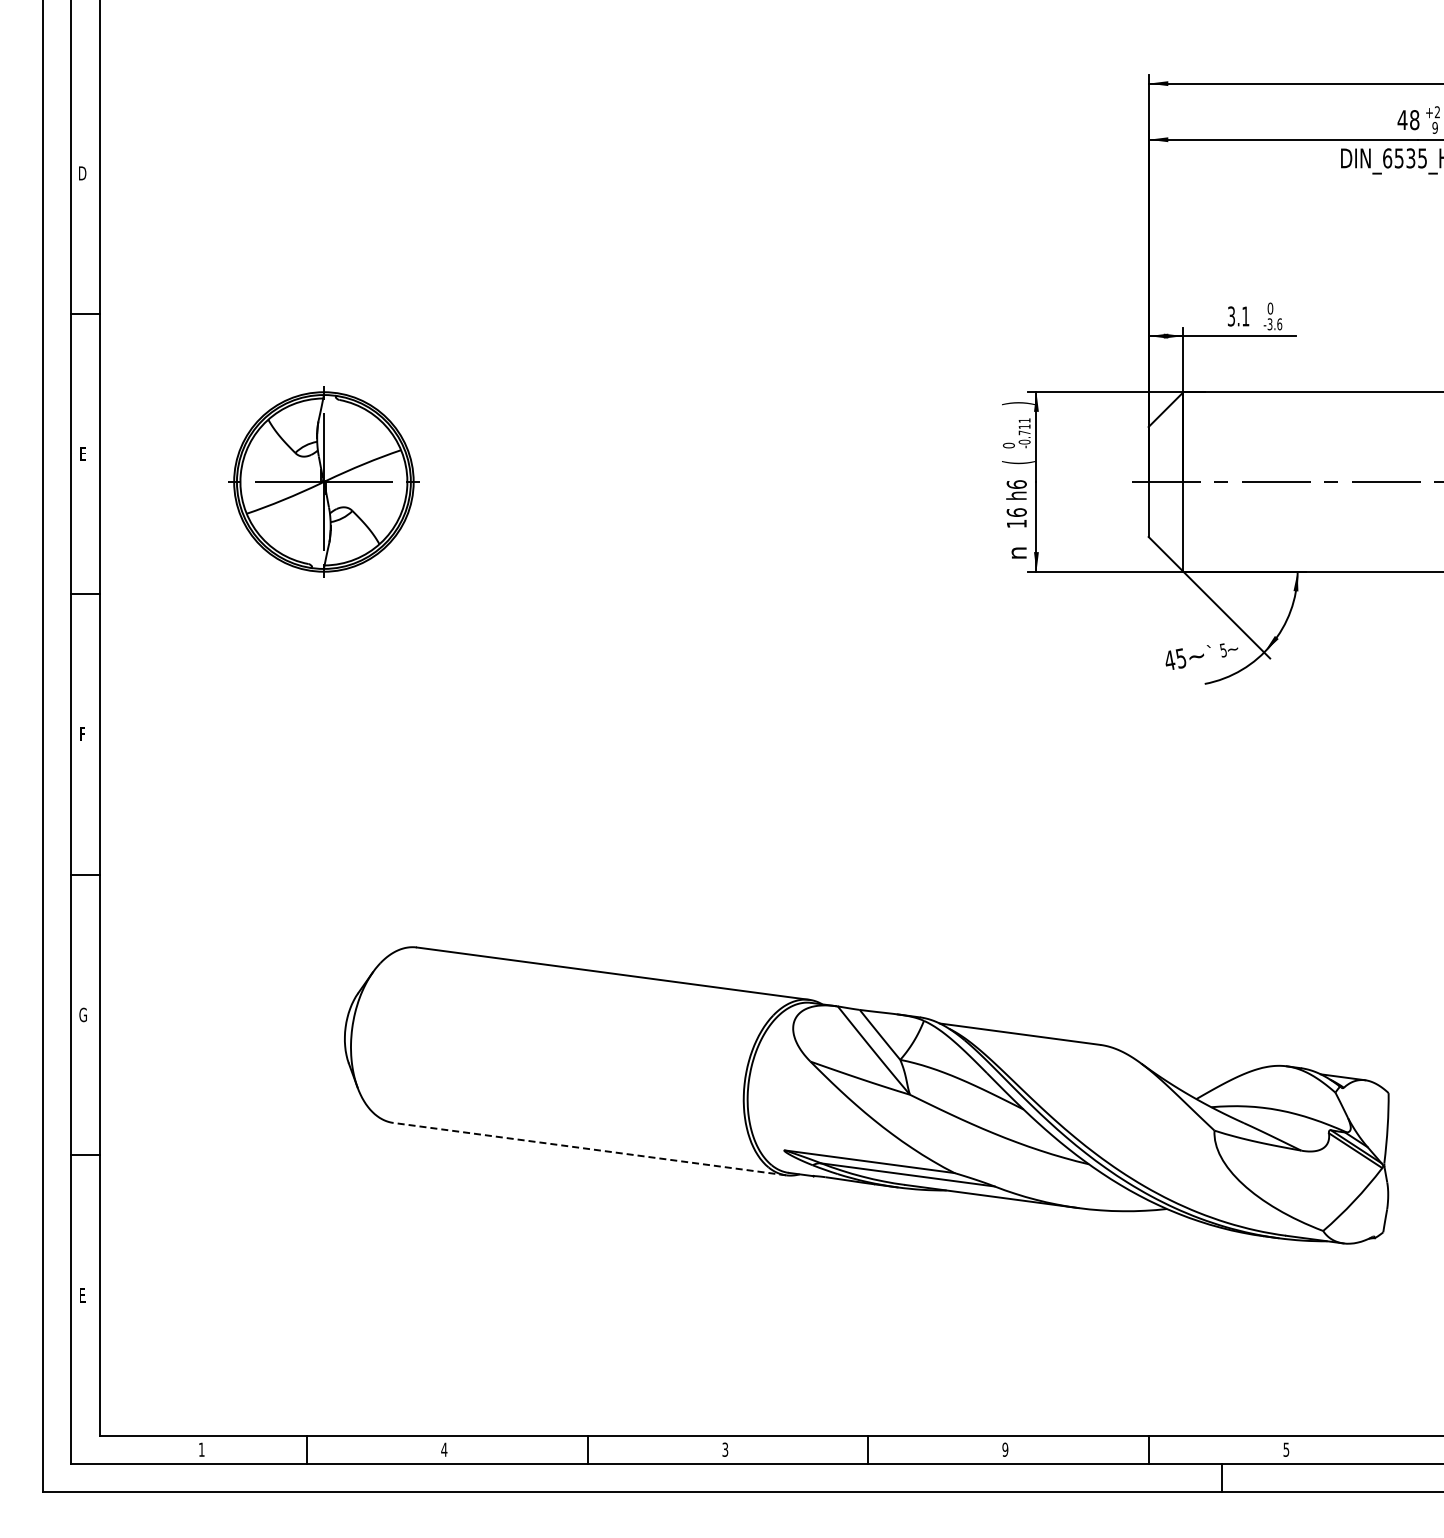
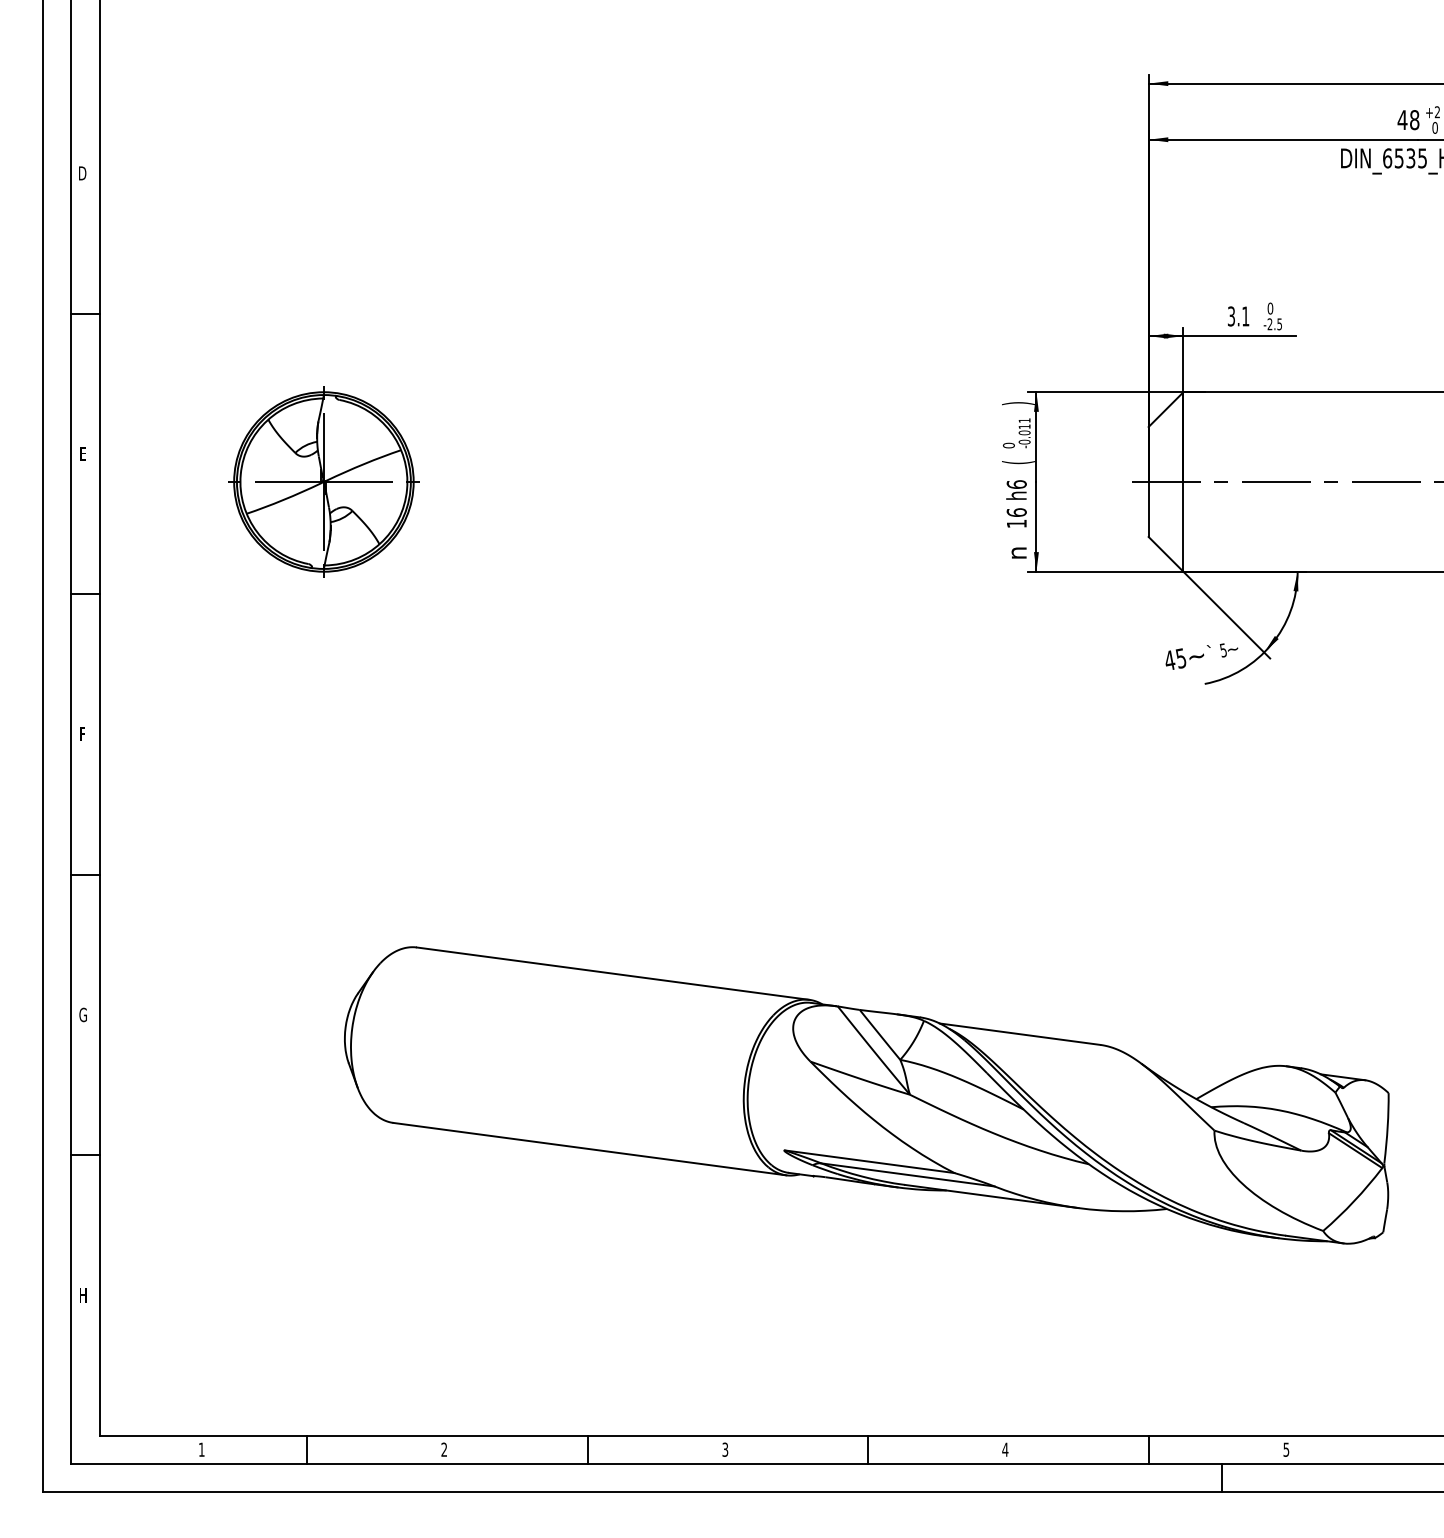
text: 9 -> 0 (1434, 127)
text: -3.6 -> -2.5 (1274, 324)
text: -0.711 -> -0.011 (1024, 432)
line: dashed -> solid (589, 1149)
text: E -> H (83, 1295)
text: 4 -> 2 (444, 1449)
text: 9 -> 4 (1005, 1449)
